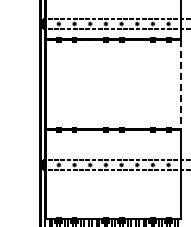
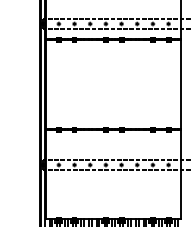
line: dashed -> solid (181, 85)
